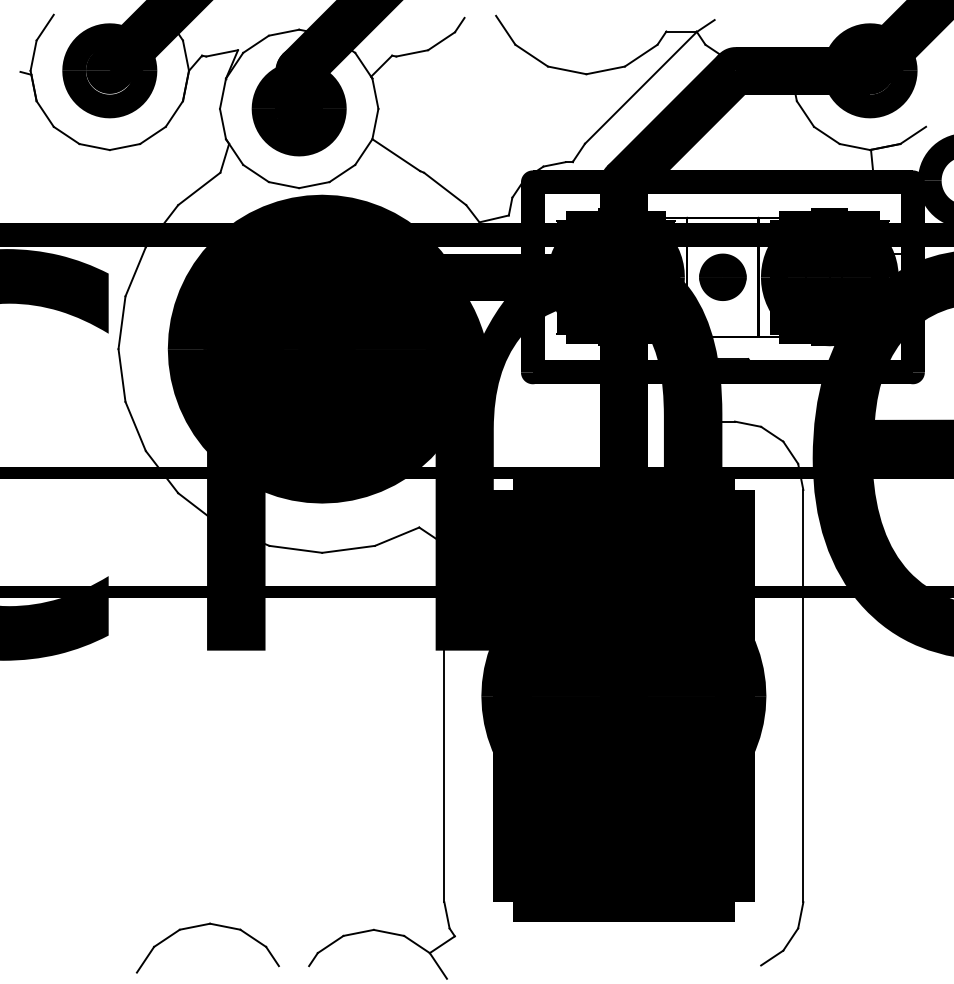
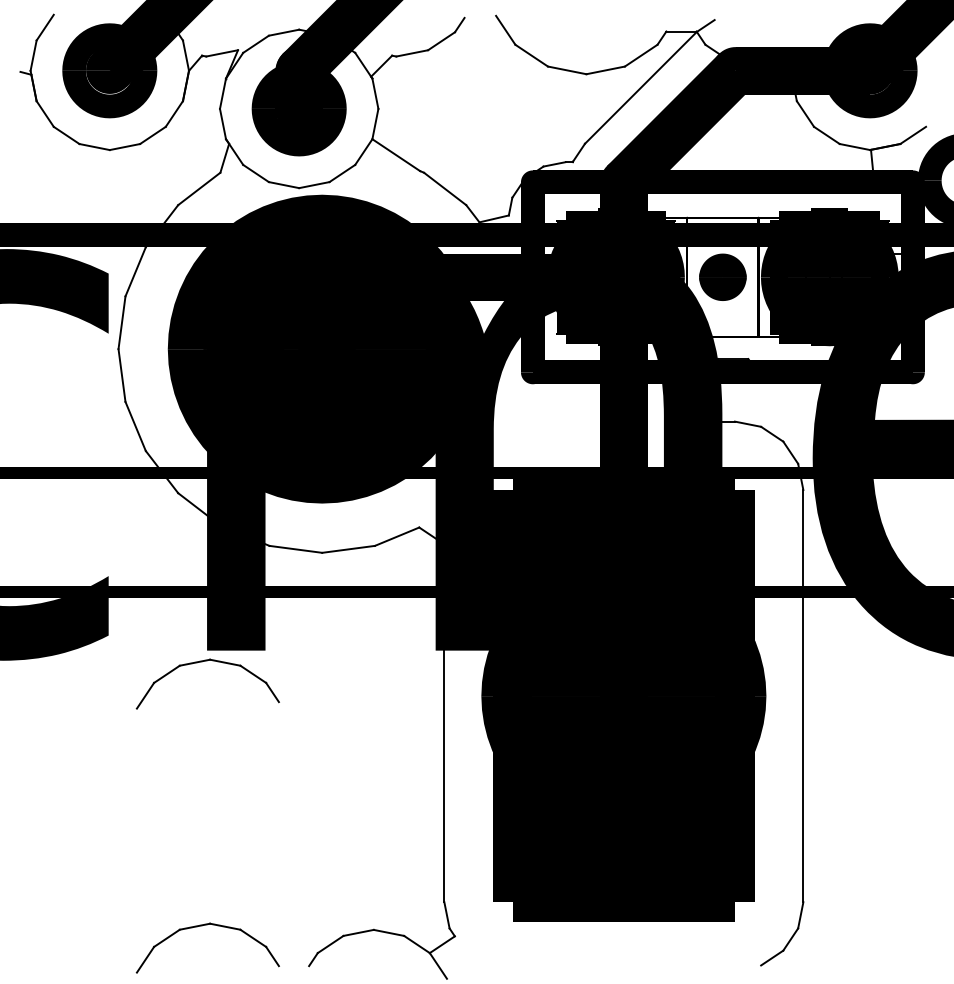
part: none -> present (202, 662)
